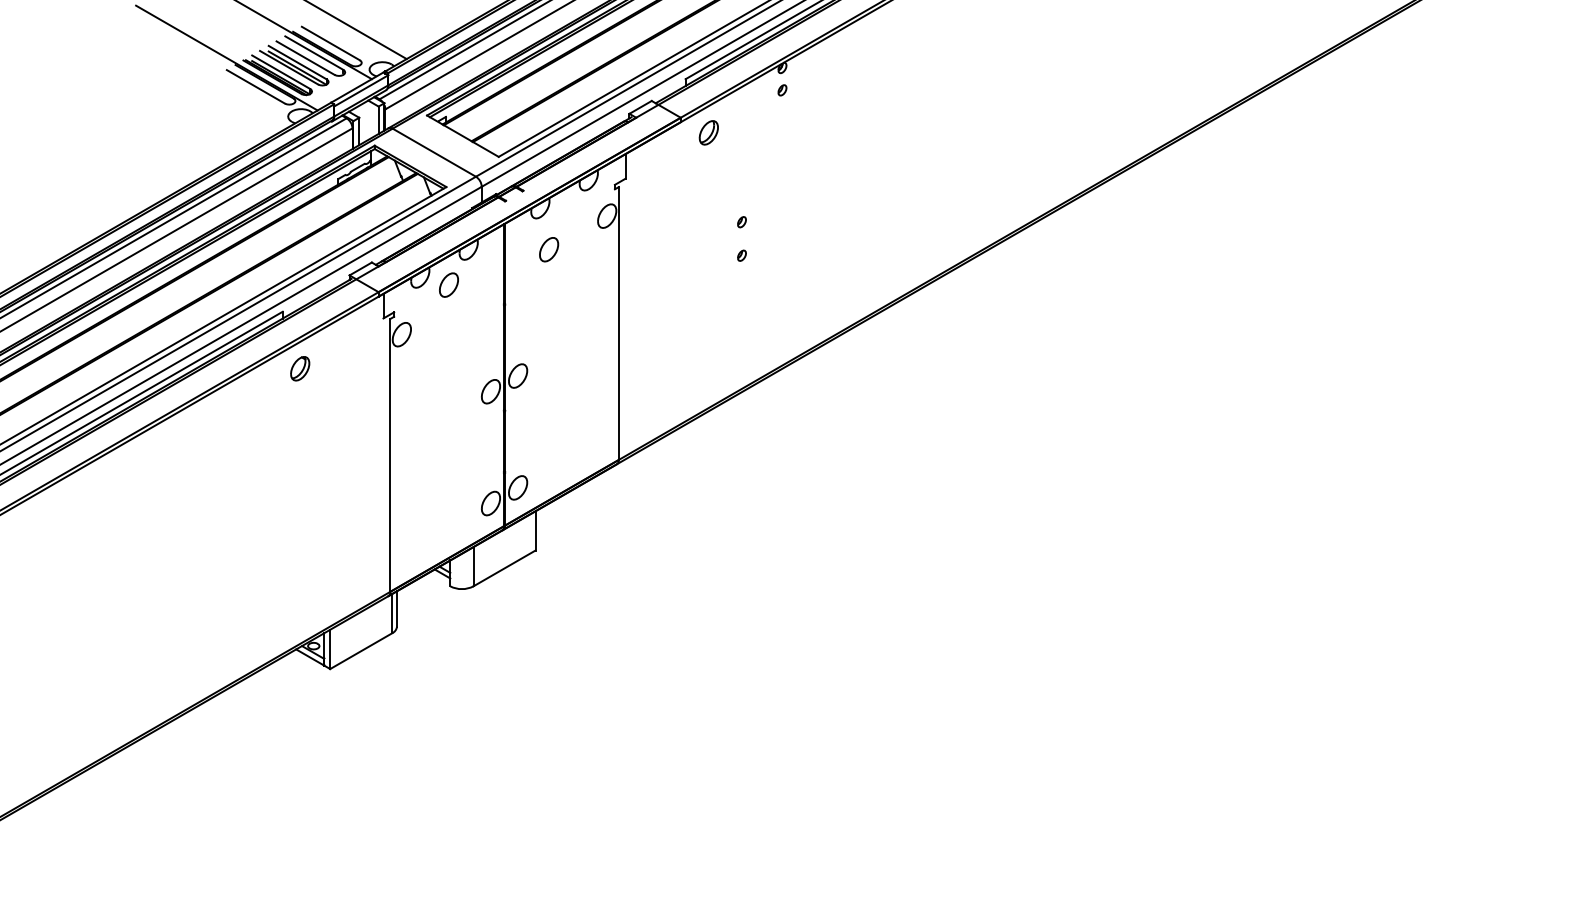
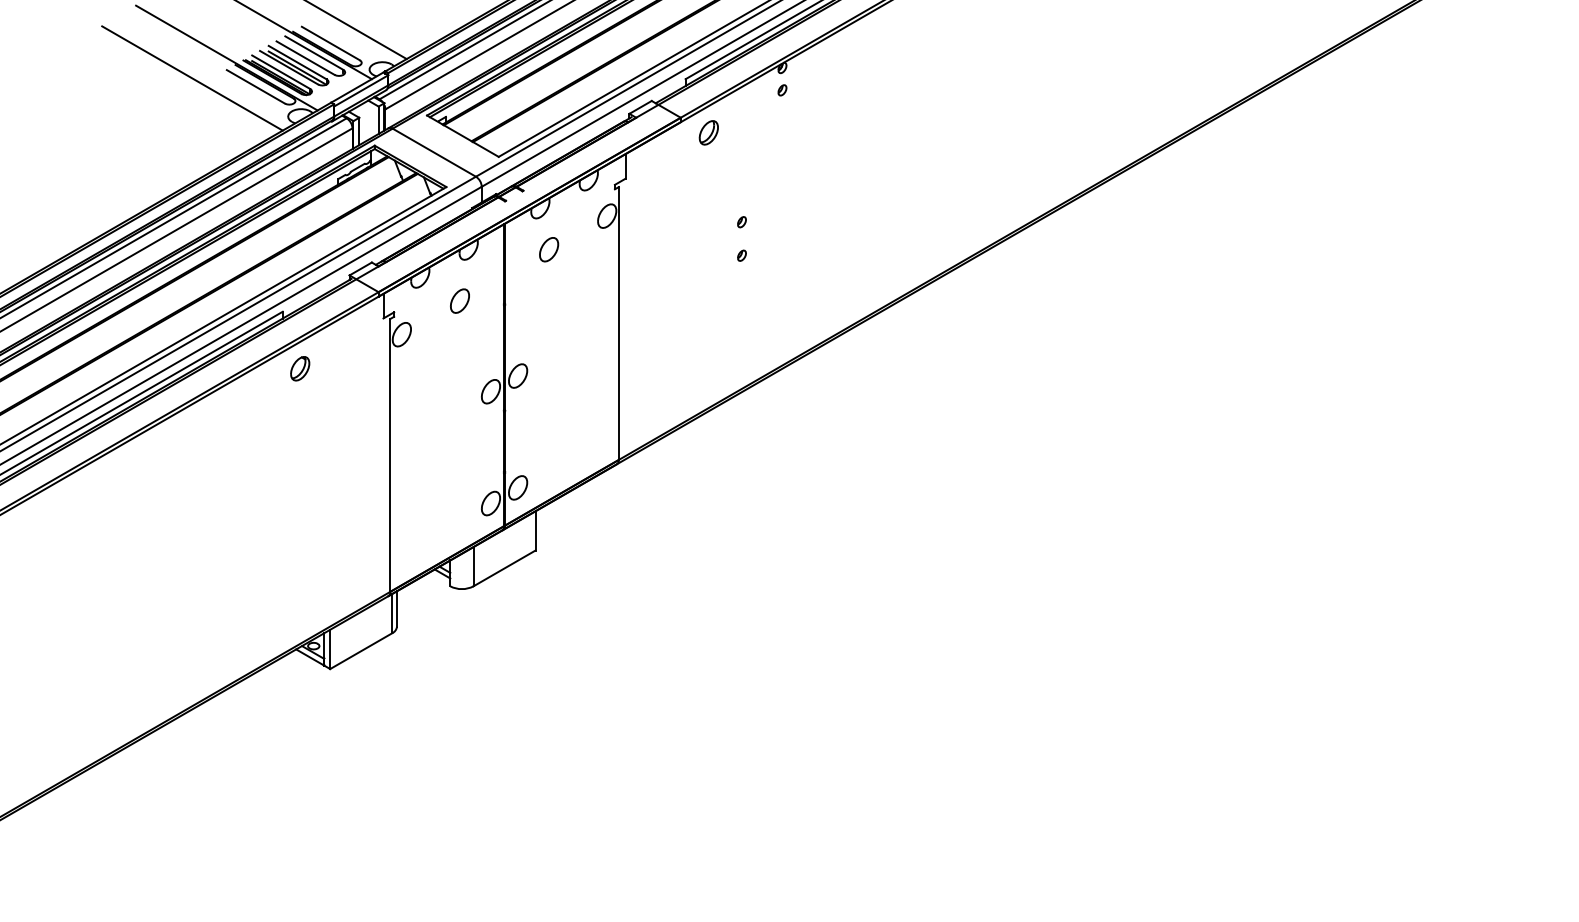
line: none -> present (192, 78)
part position: (448, 284) -> (459, 300) (459, 300)
